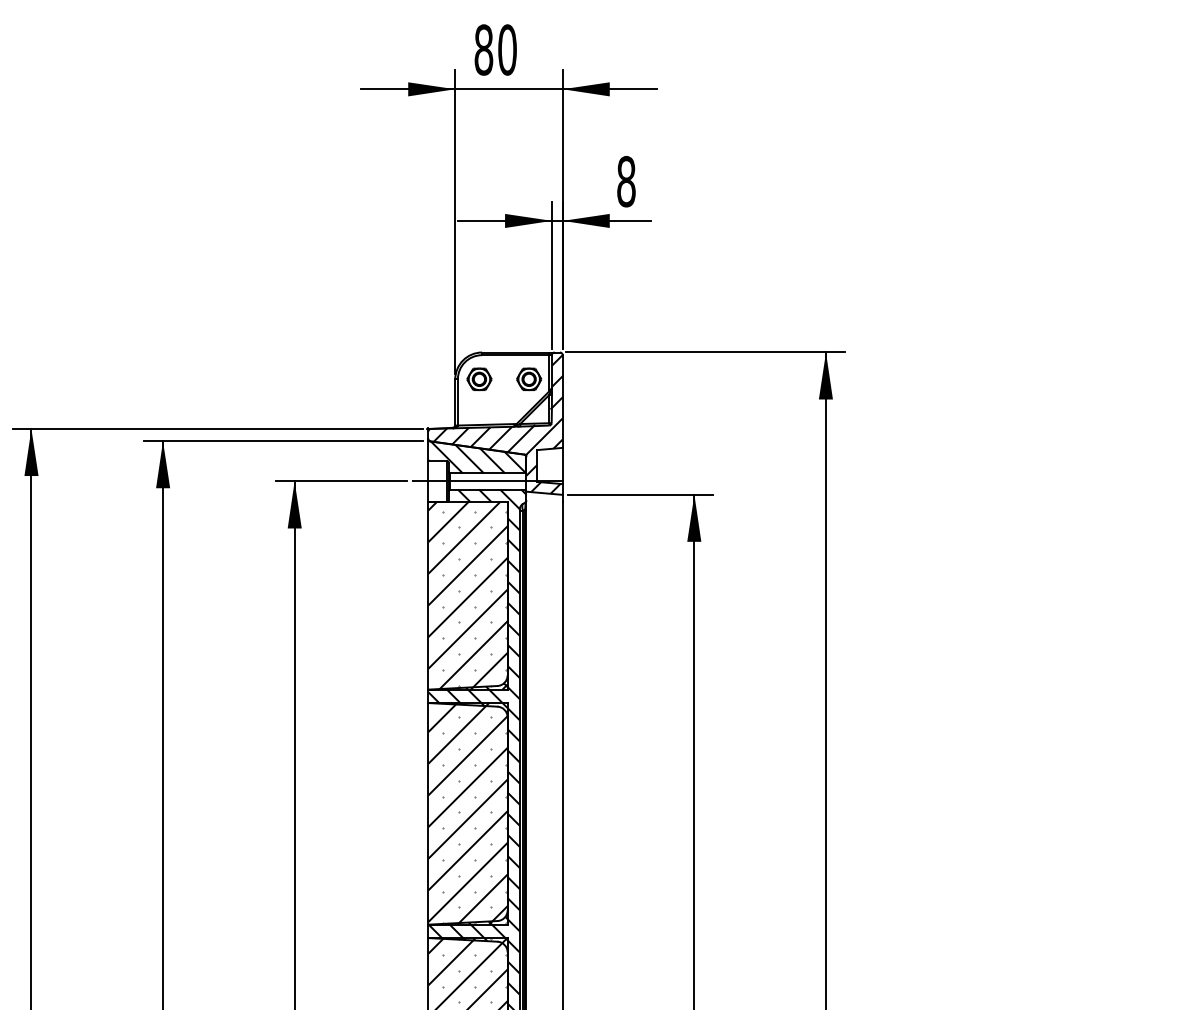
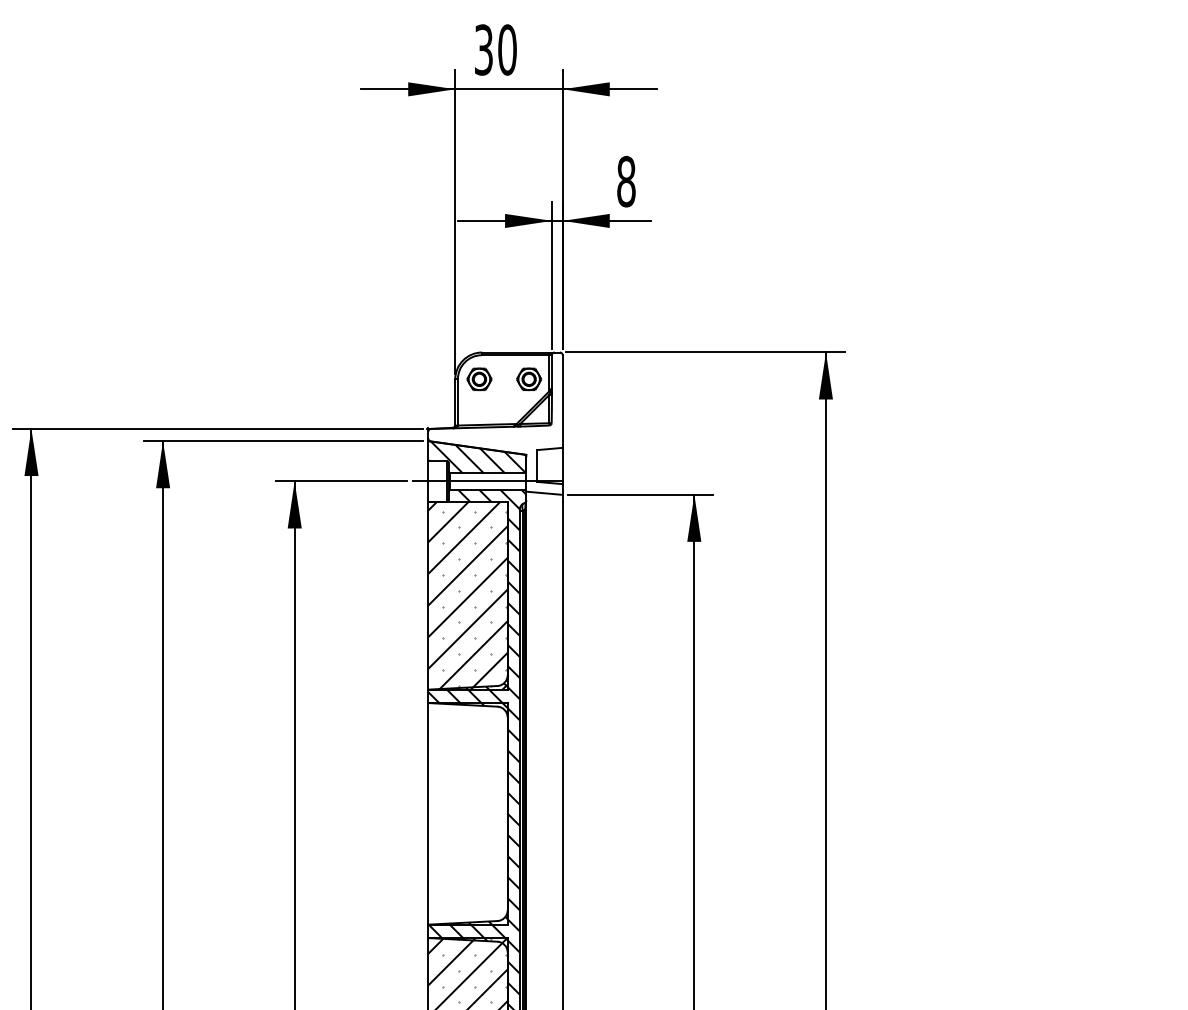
text: 80 -> 30 (483, 49)
hatch: present -> none (497, 424)
hatch: present -> none (467, 813)
